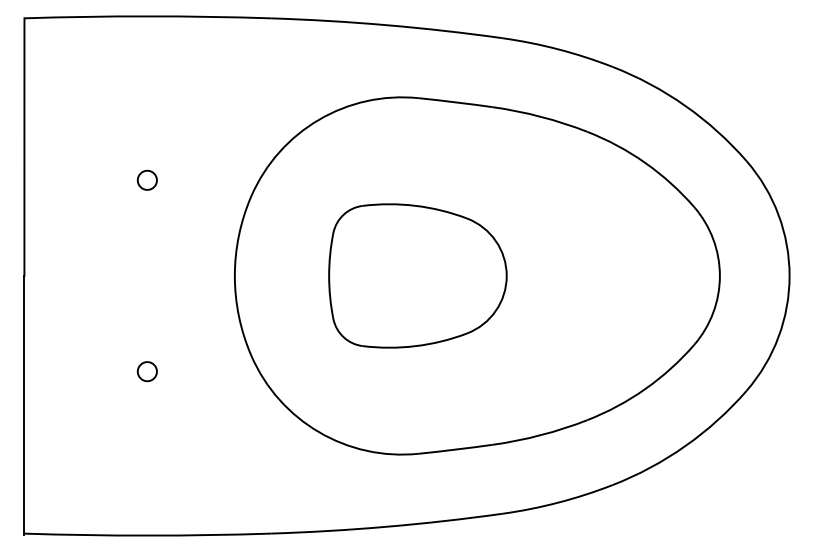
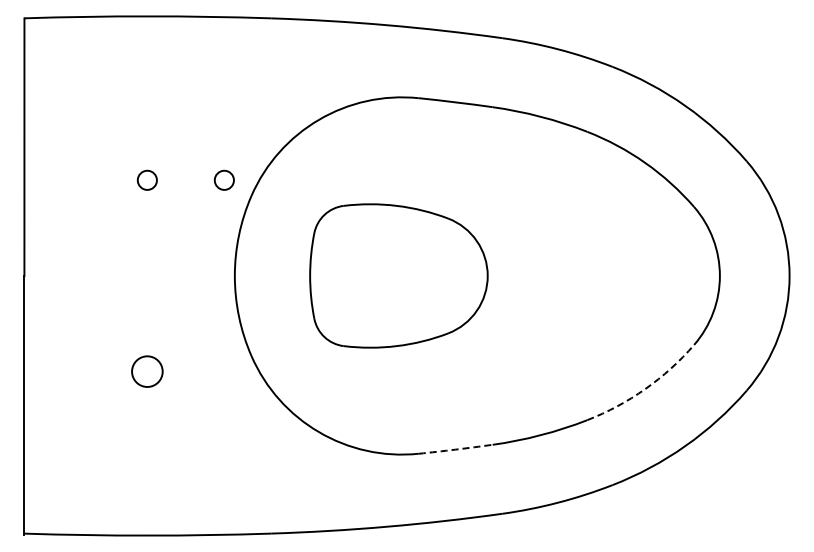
circle: none -> present (223, 179)
part position: (417, 275) -> (398, 275) (398, 275)
circle diameter: 19 px -> 31 px (147, 371)
arc: solid -> dashed (645, 389)
arc: solid -> dashed (455, 449)
